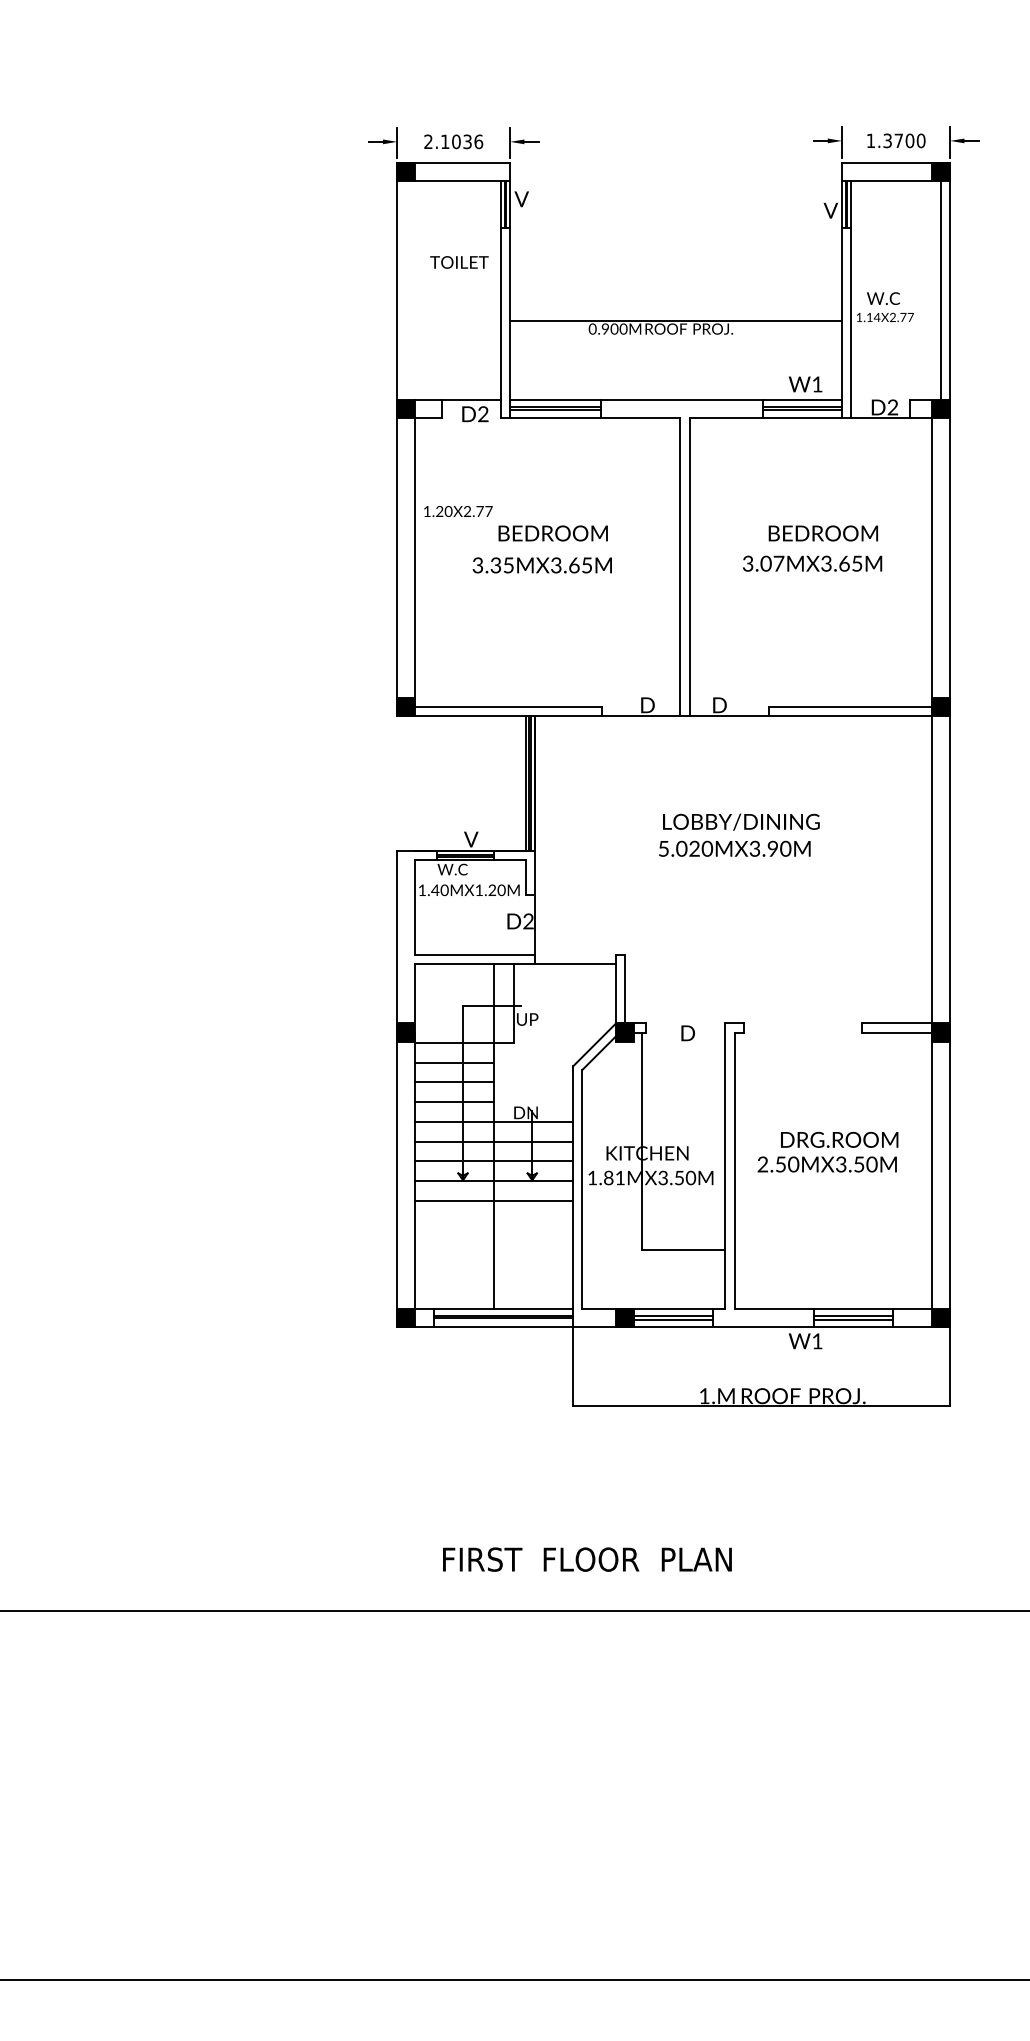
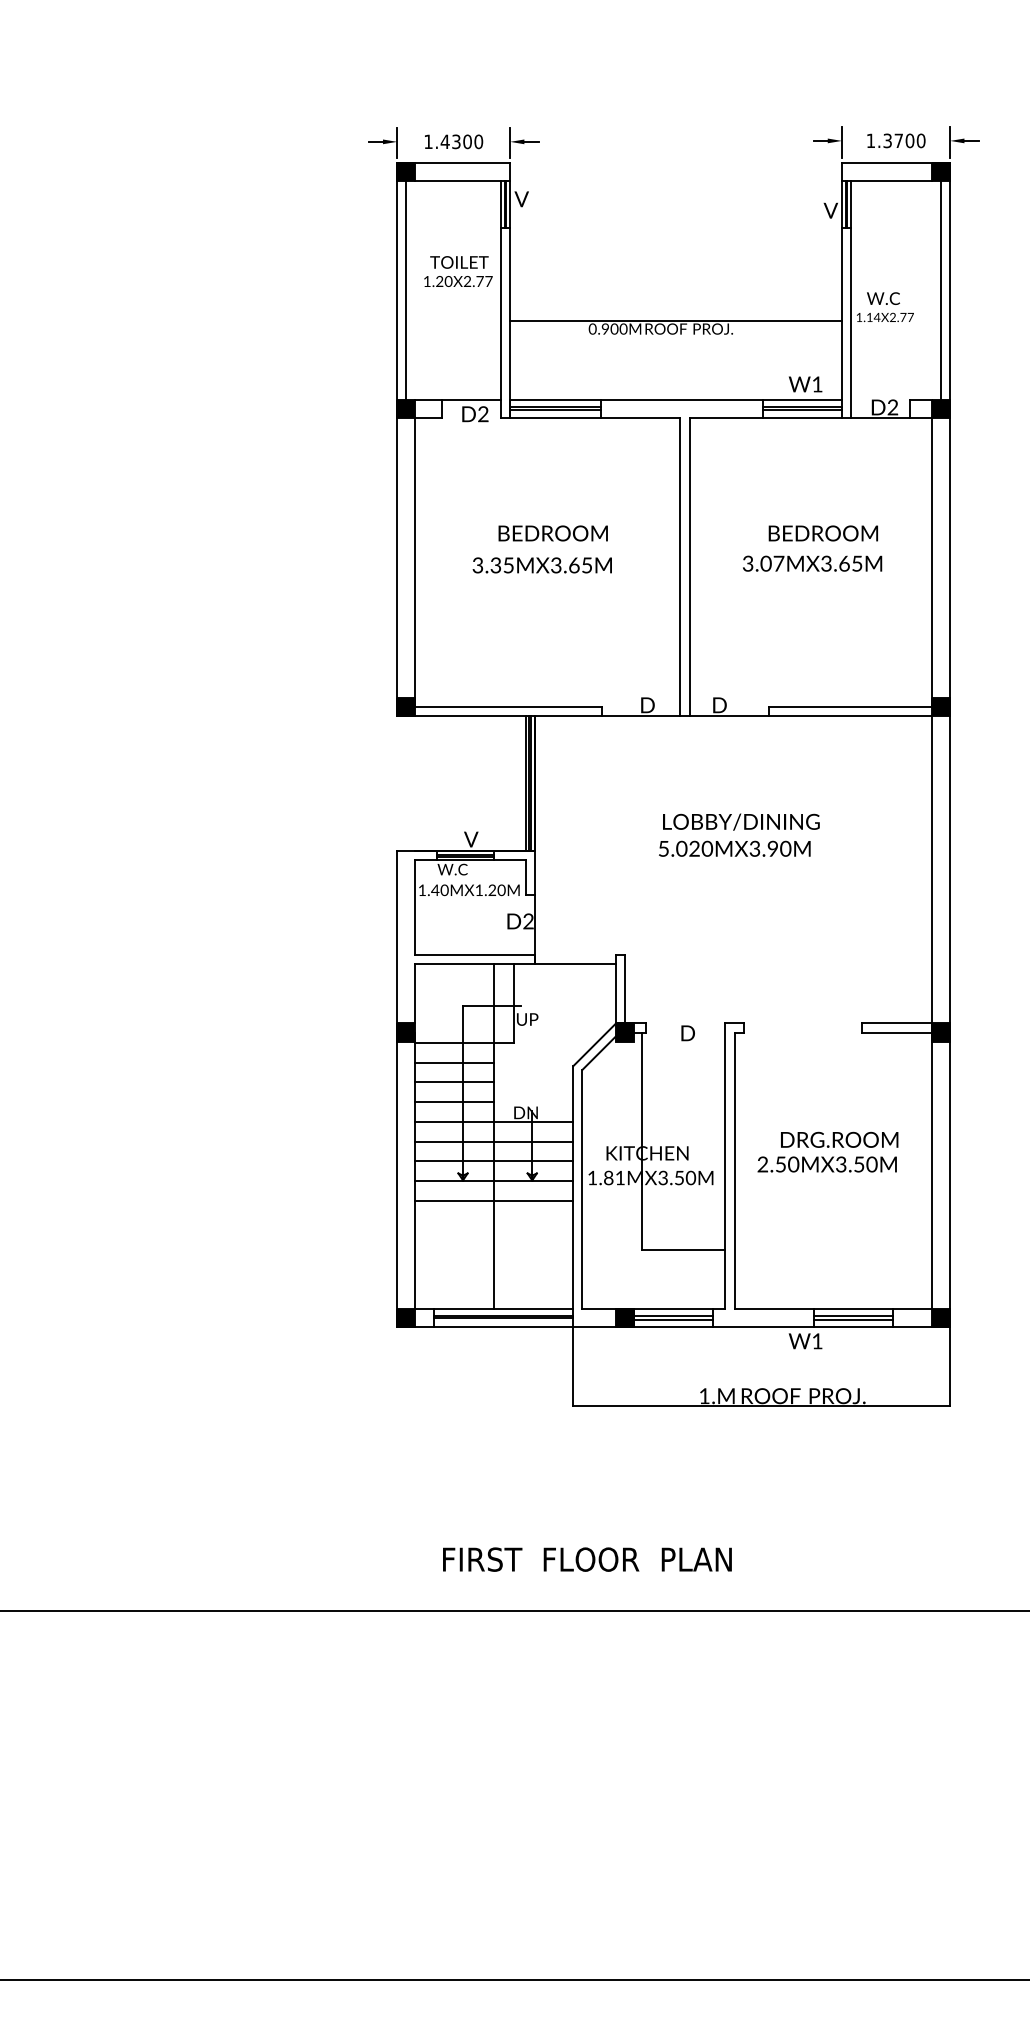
text: 2.1036 -> 1.4300 (453, 141)
line: none -> present (406, 289)
text position: (458, 511) -> (458, 281) (458, 281)
